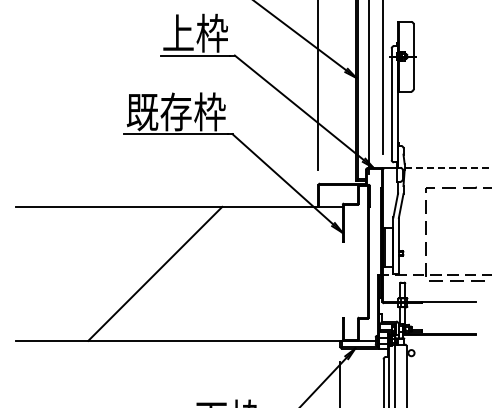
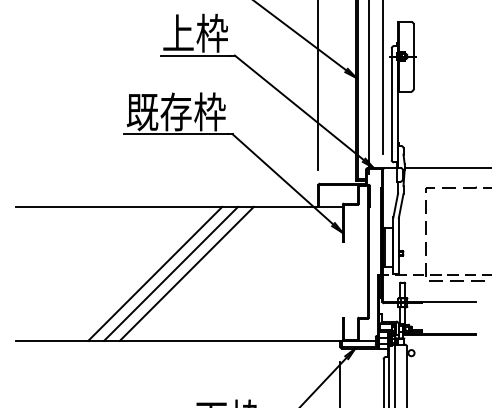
line: dashed -> solid (448, 168)
line: none -> present (171, 273)
line: none -> present (186, 273)
